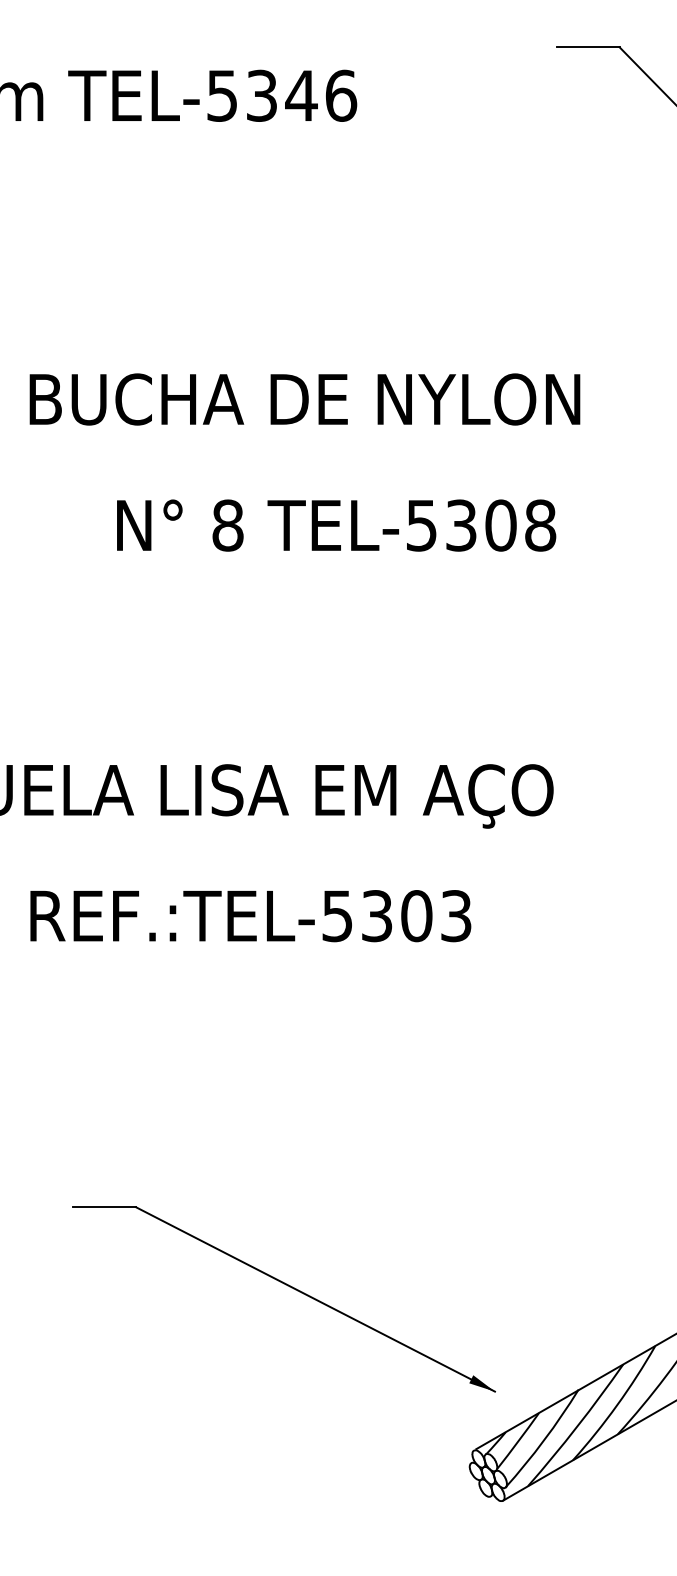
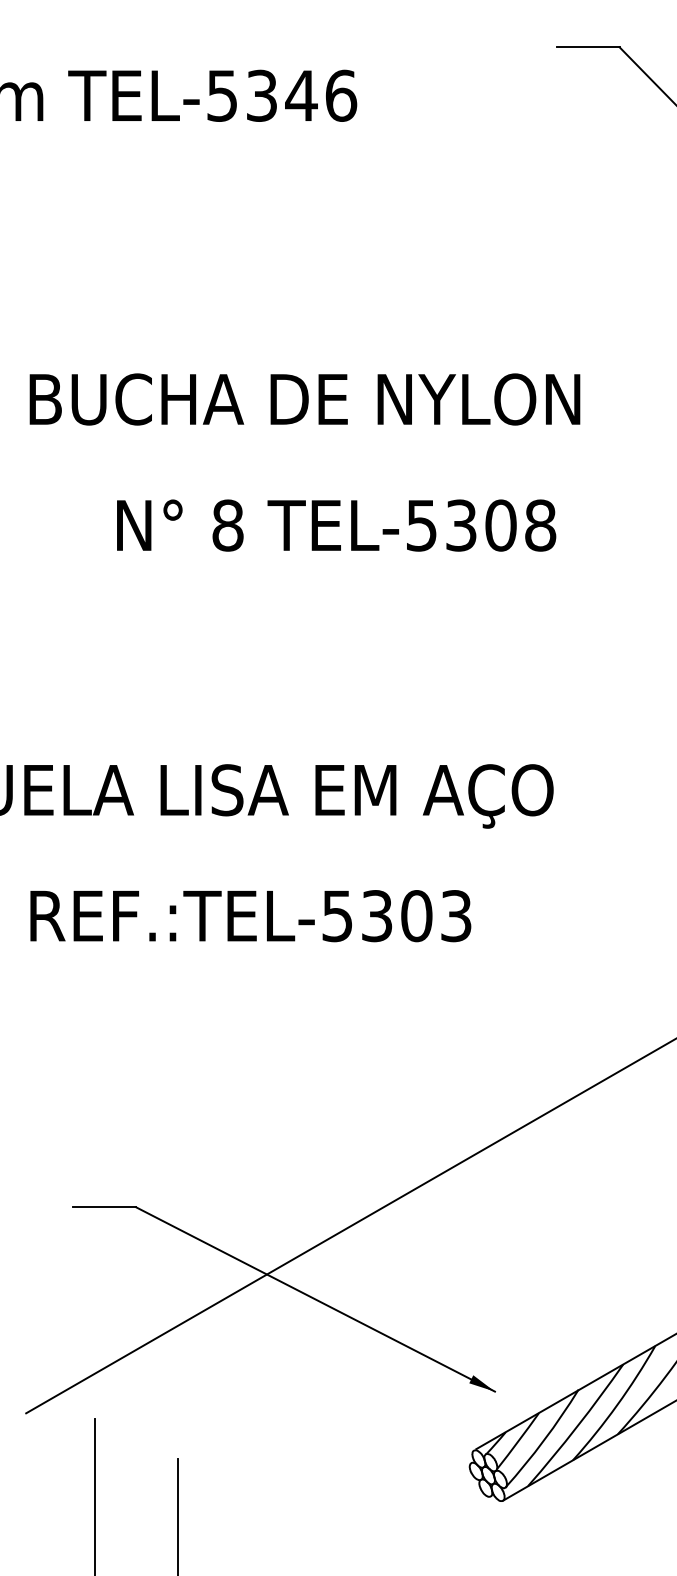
line: none -> present (349, 1226)
line: none -> present (94, 1495)
line: none -> present (177, 1515)
